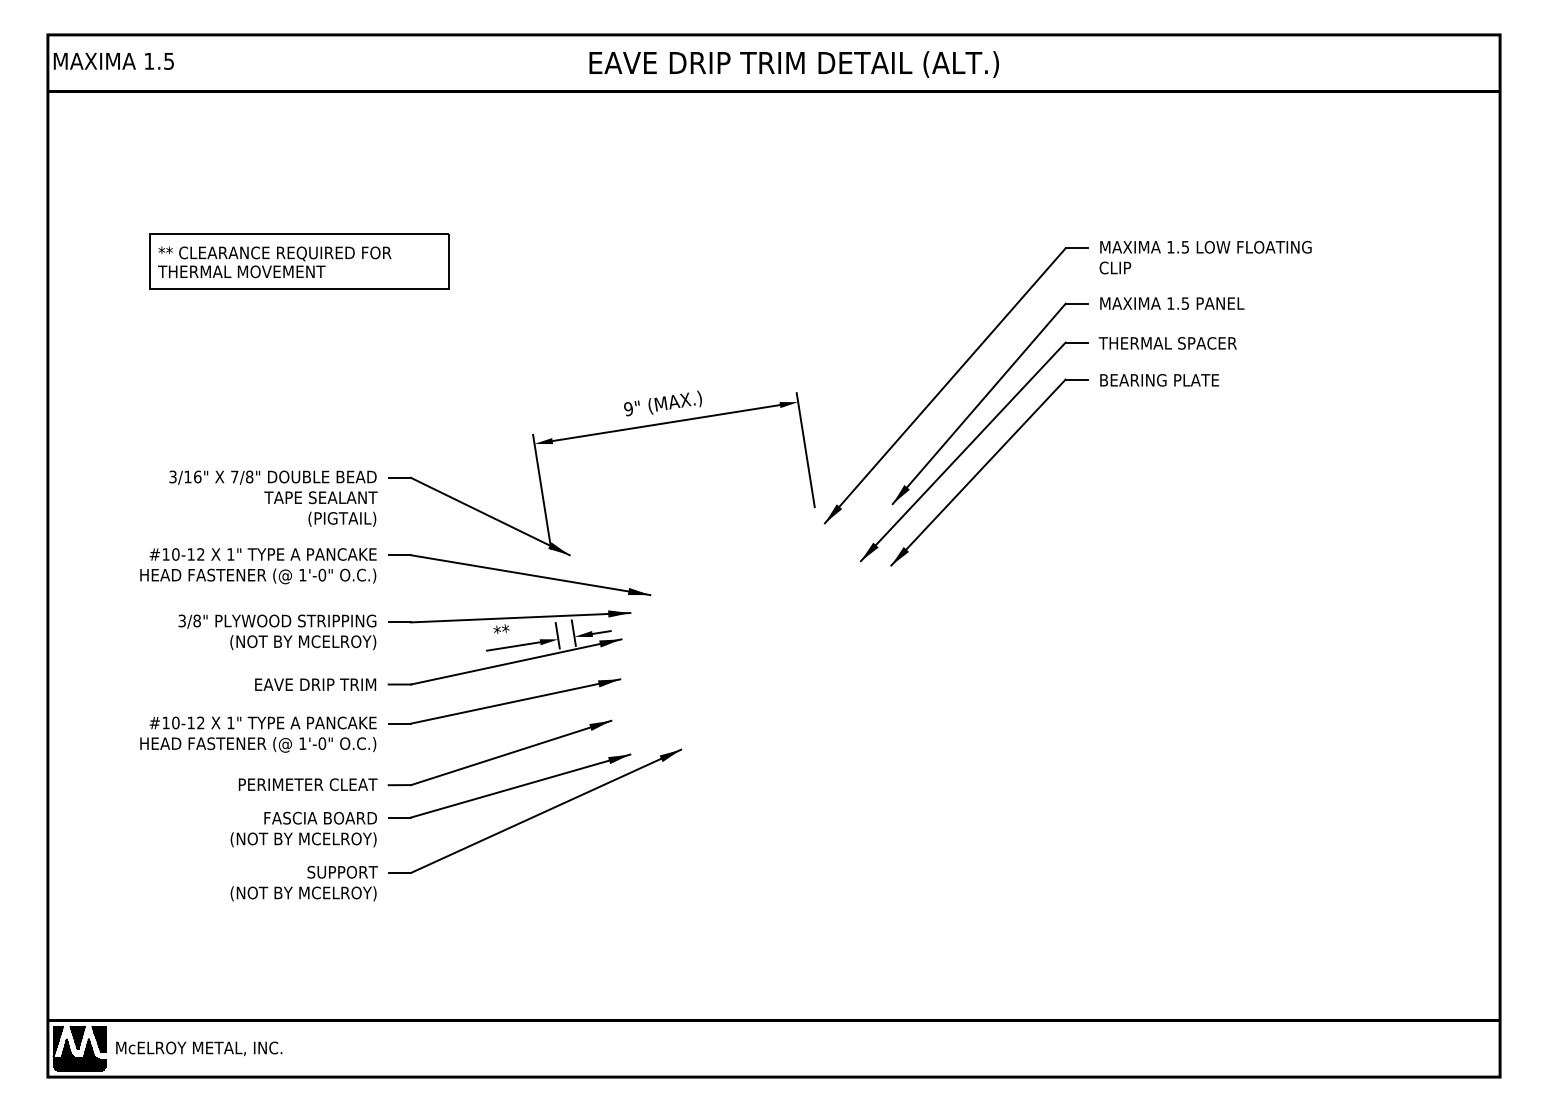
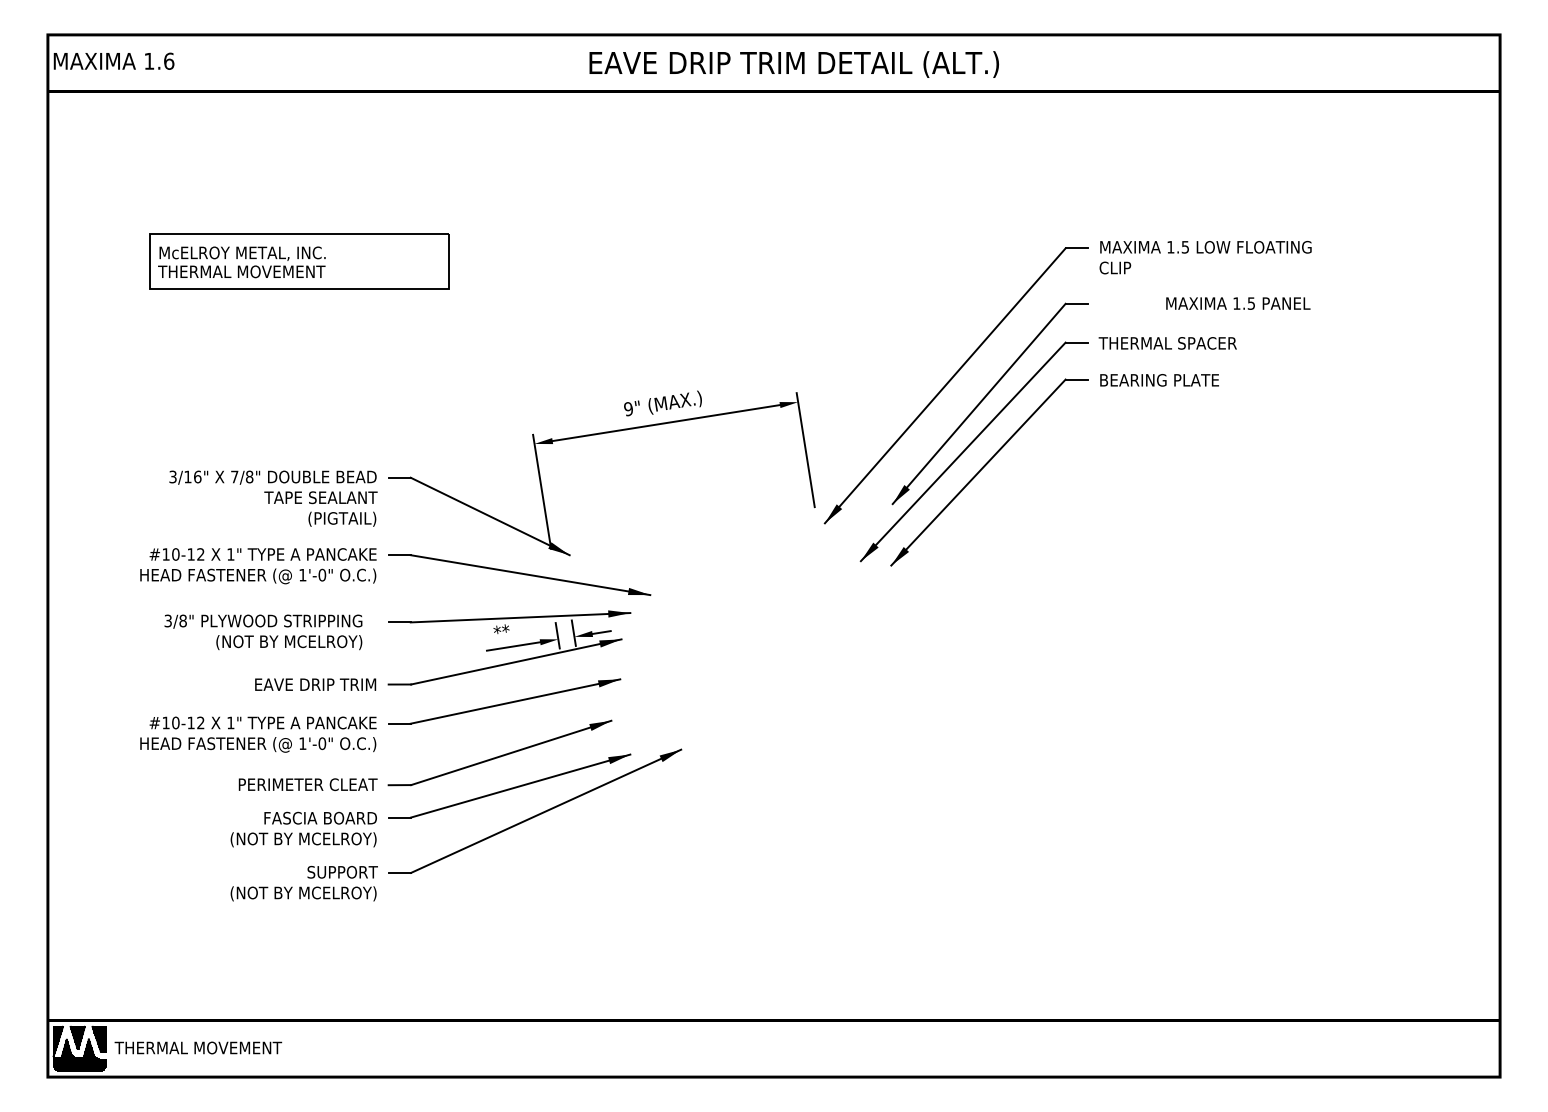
text: 1.5 -> 1.6 (169, 60)
text: ** CLEARANCE REQUIRED FOR -> McELROY METAL, INC. (274, 253)
text position: (1172, 303) -> (1238, 303) (1238, 303)
text position: (277, 632) -> (263, 632) (263, 632)
text: McELROY METAL, INC. -> THERMAL MOVEMENT (198, 1048)
